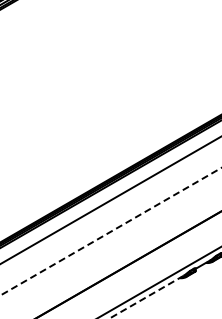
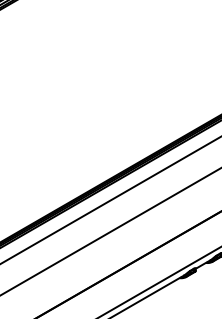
line: dashed -> solid (110, 231)
line: dashed -> solid (146, 297)
